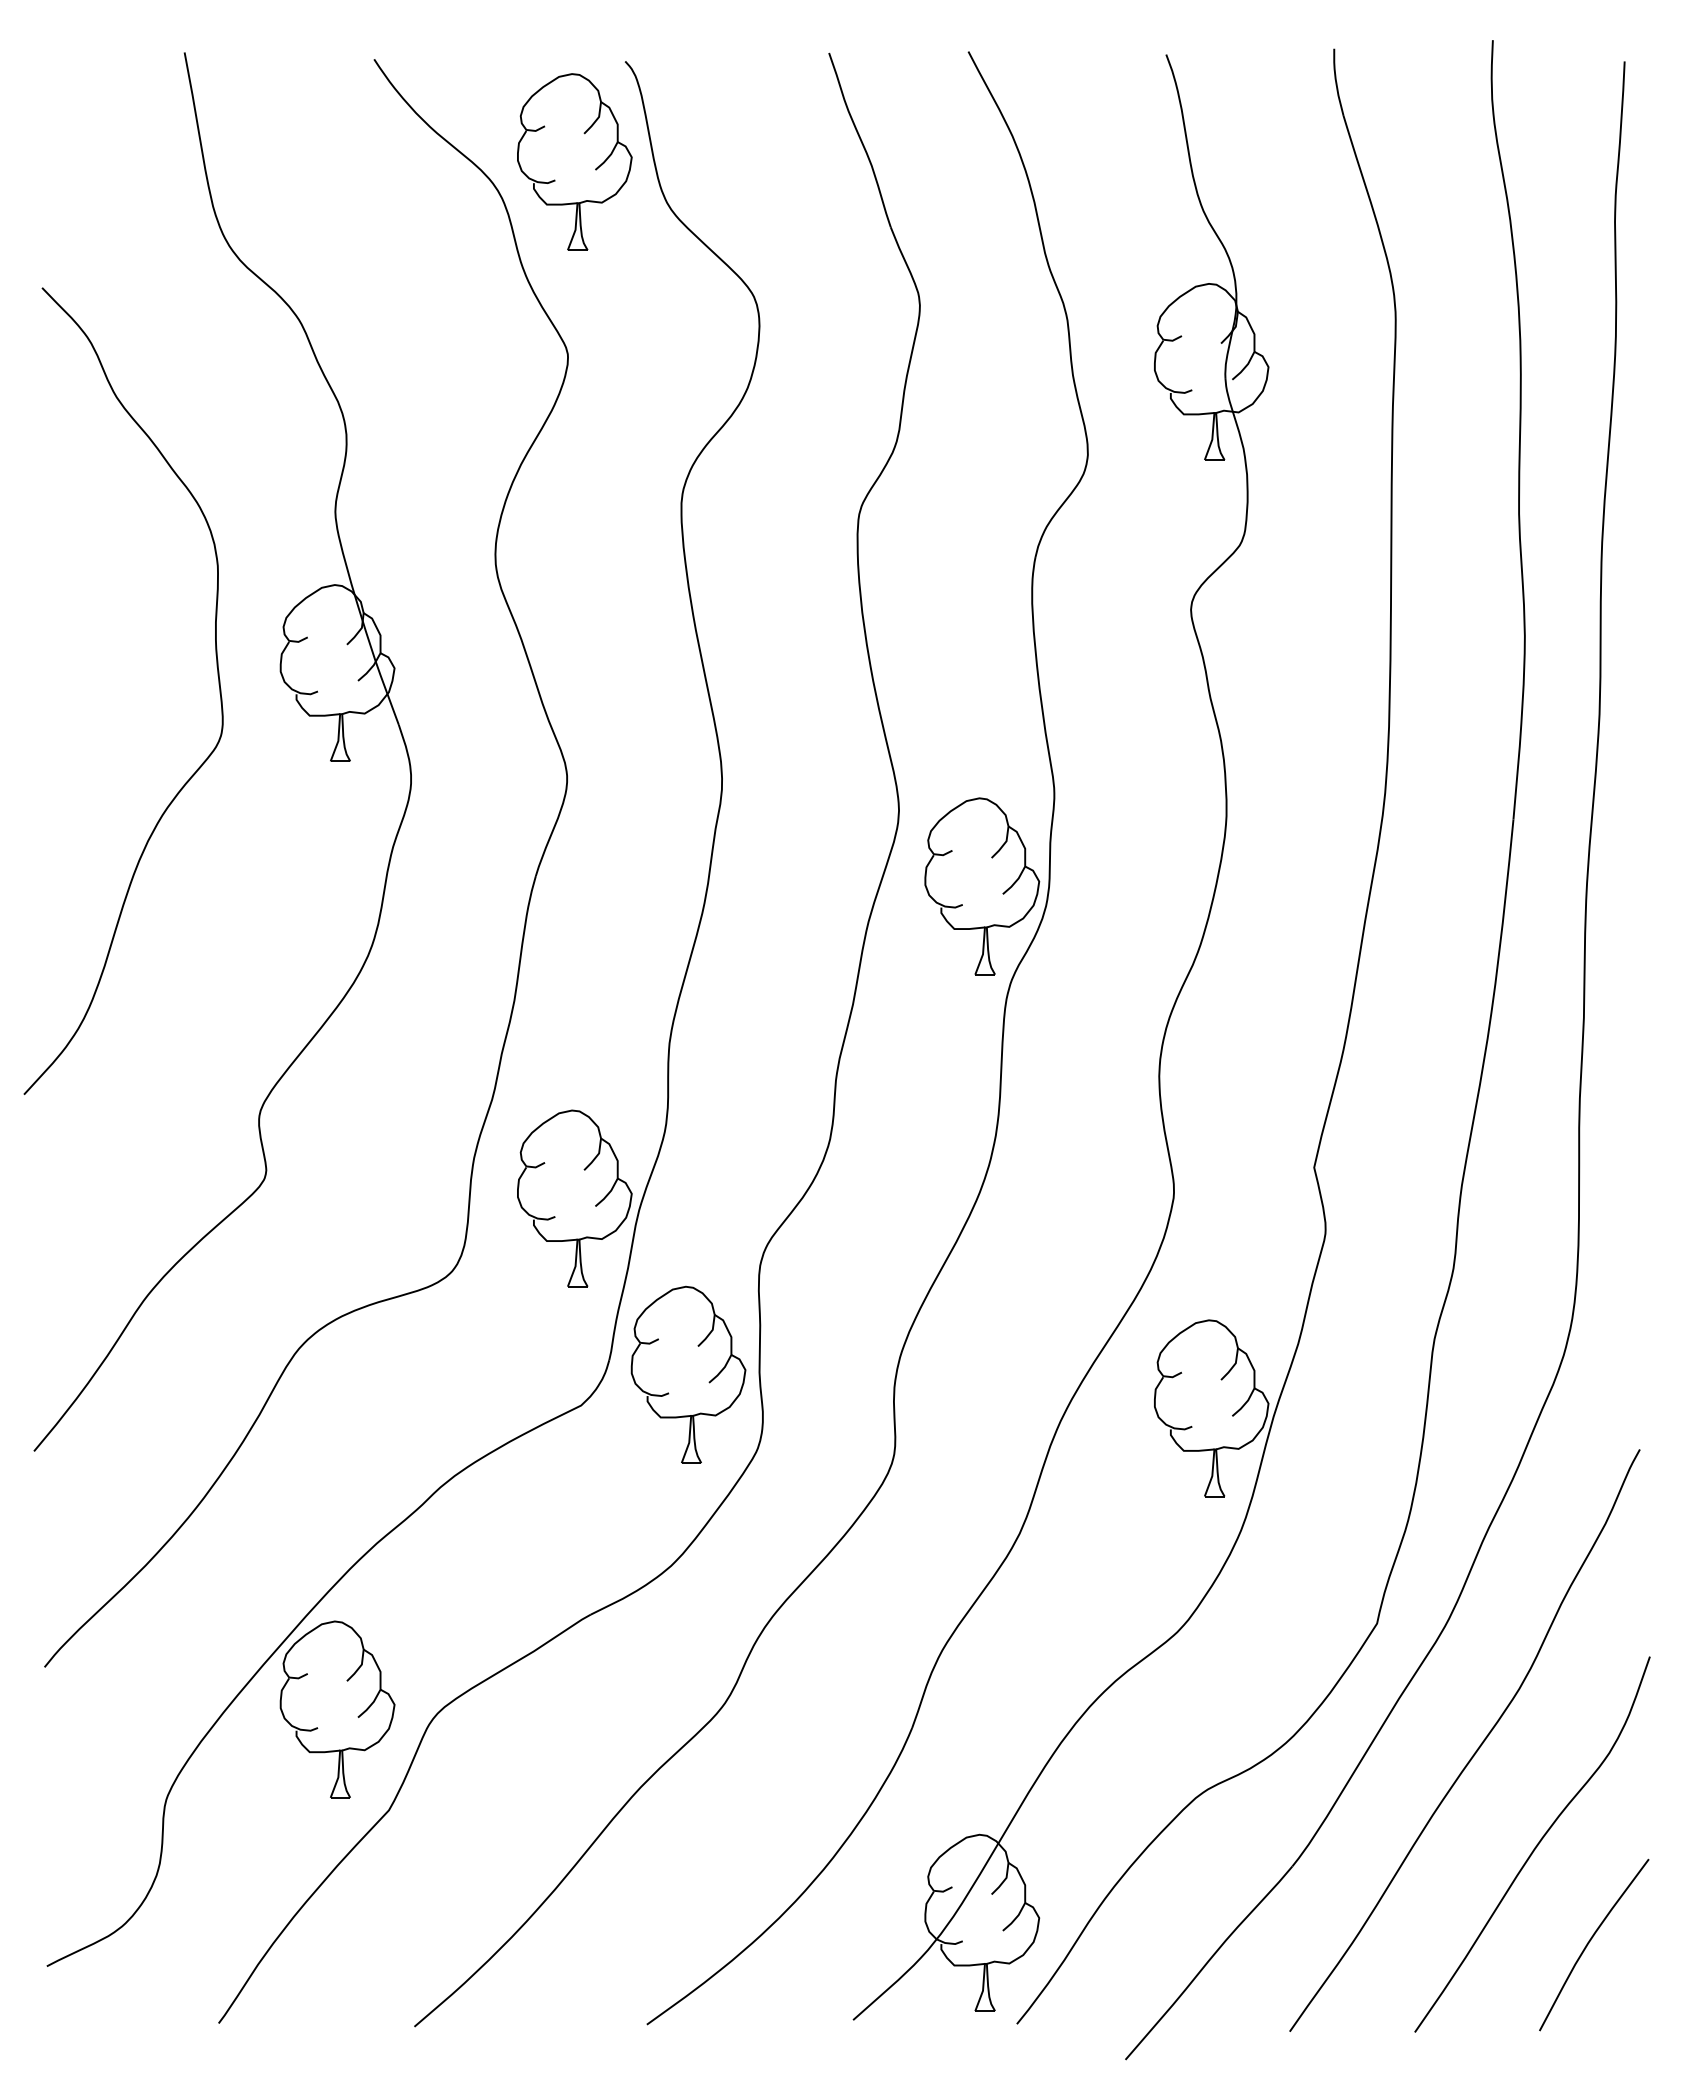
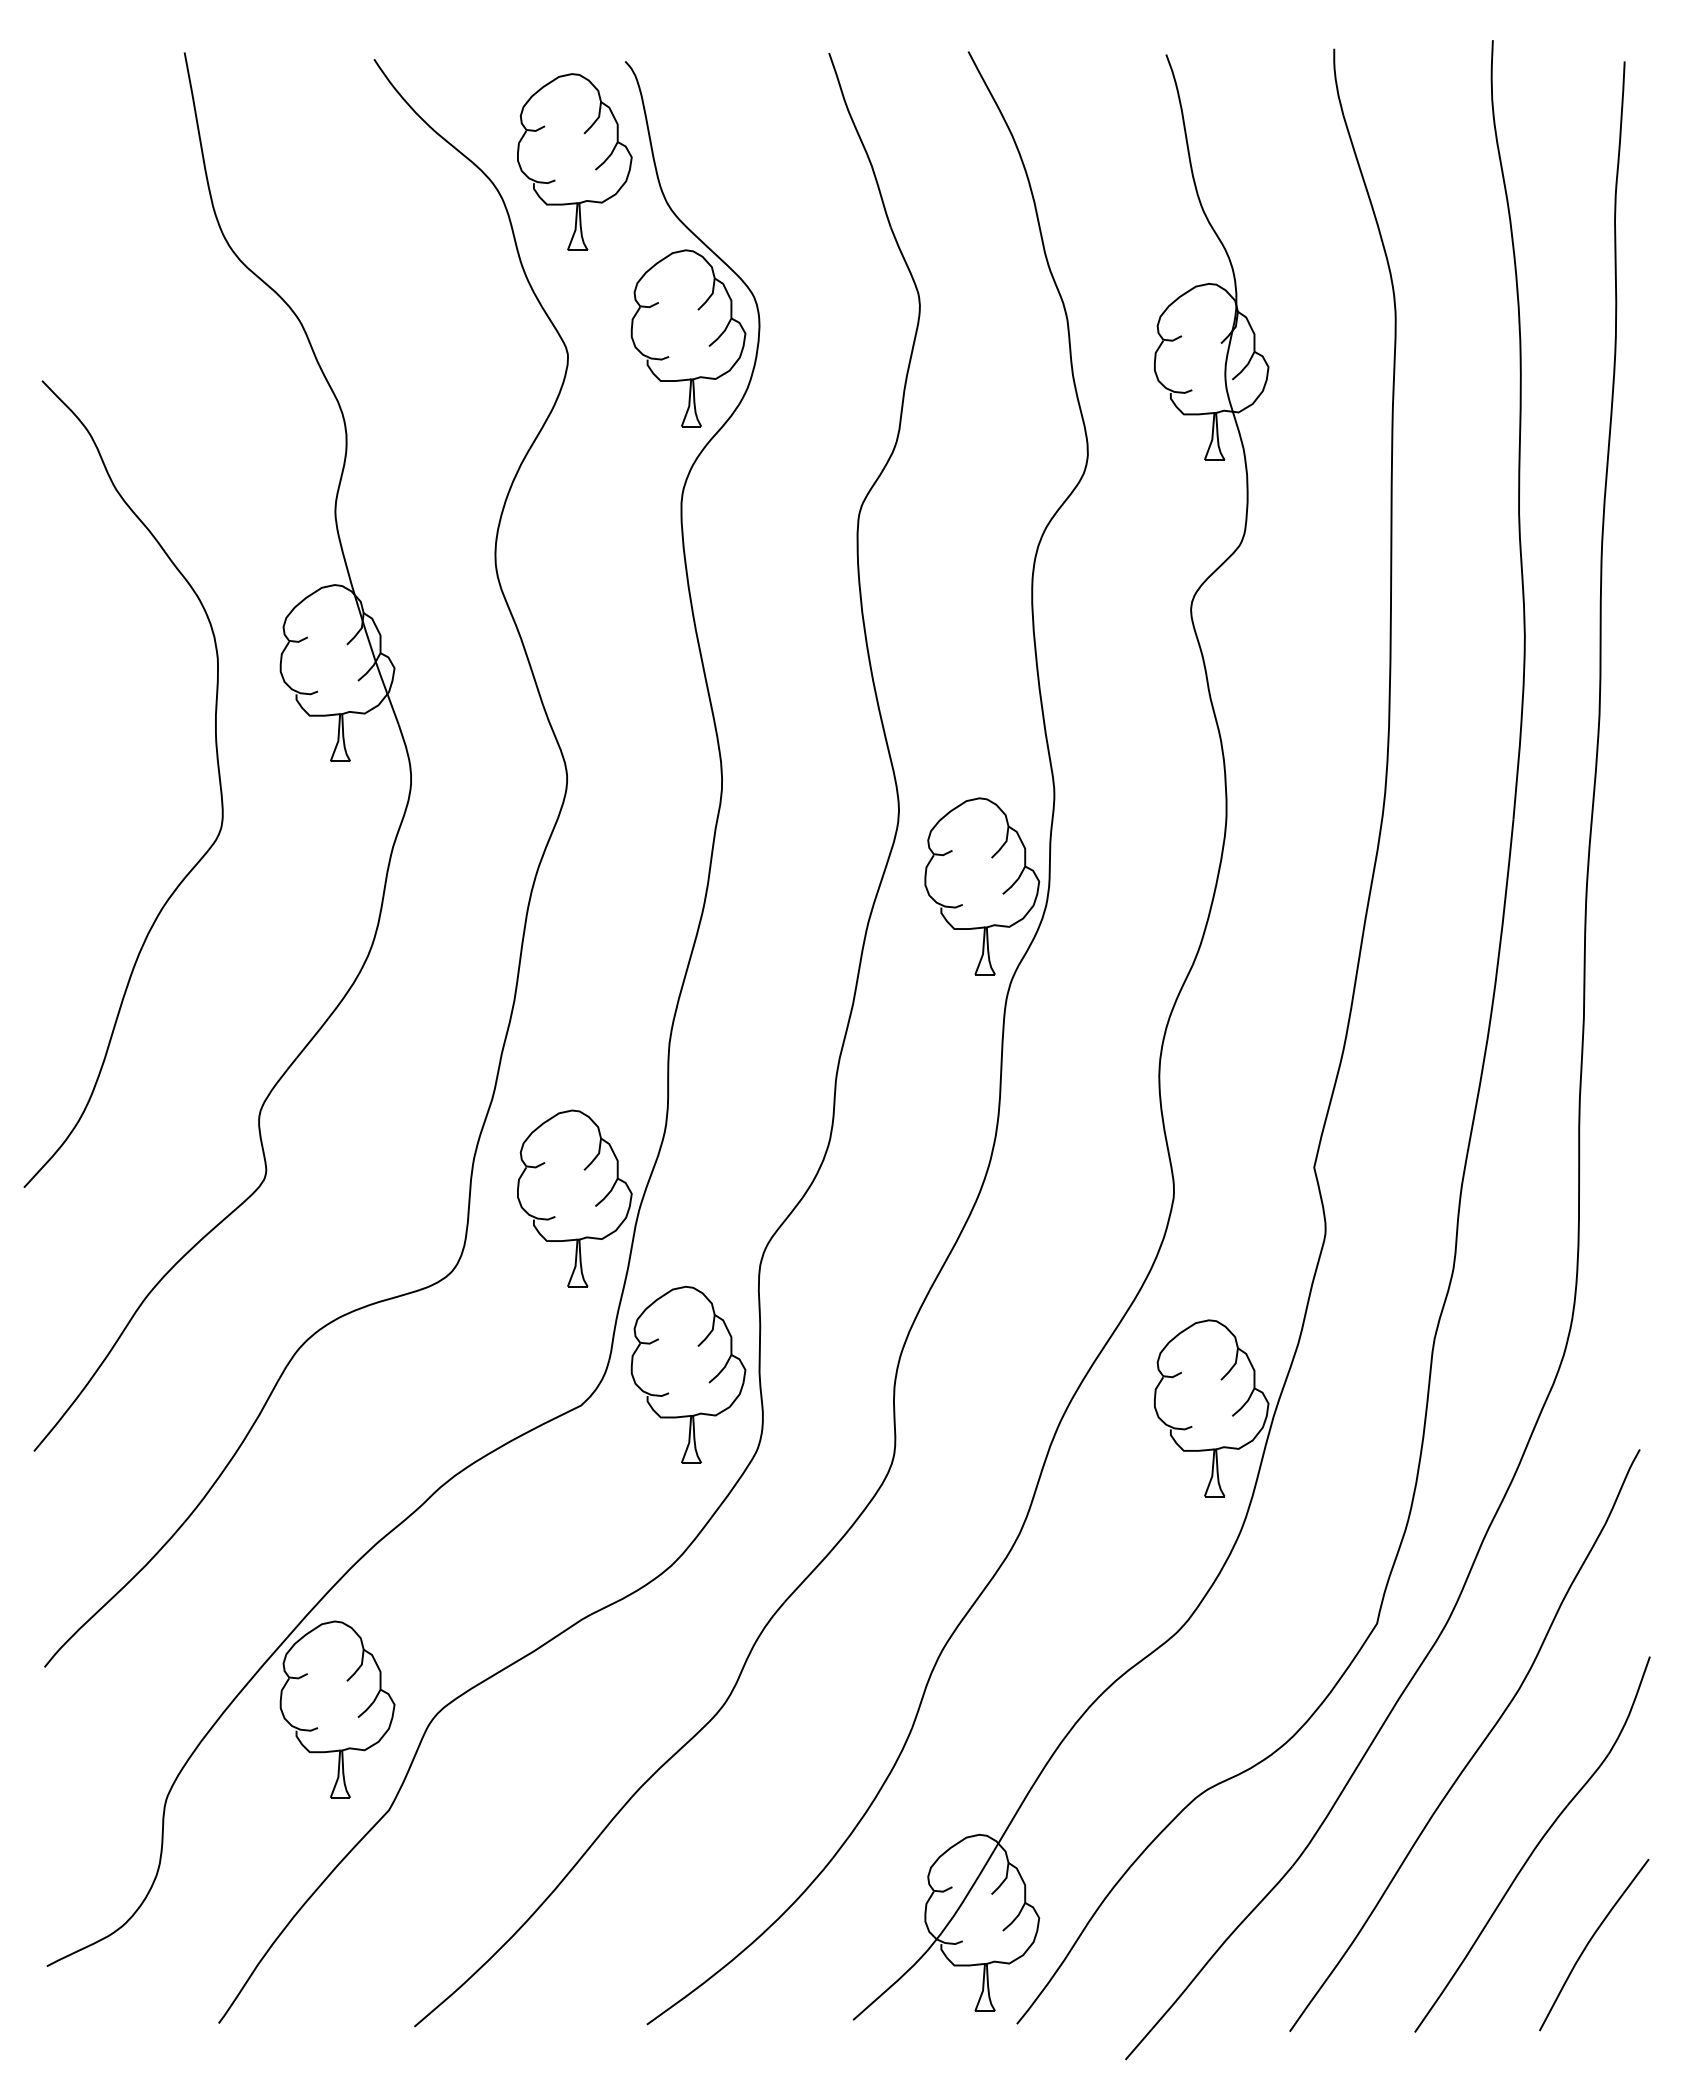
part: none -> present (688, 338)
curve position: (217, 676) -> (217, 769) (217, 769)
